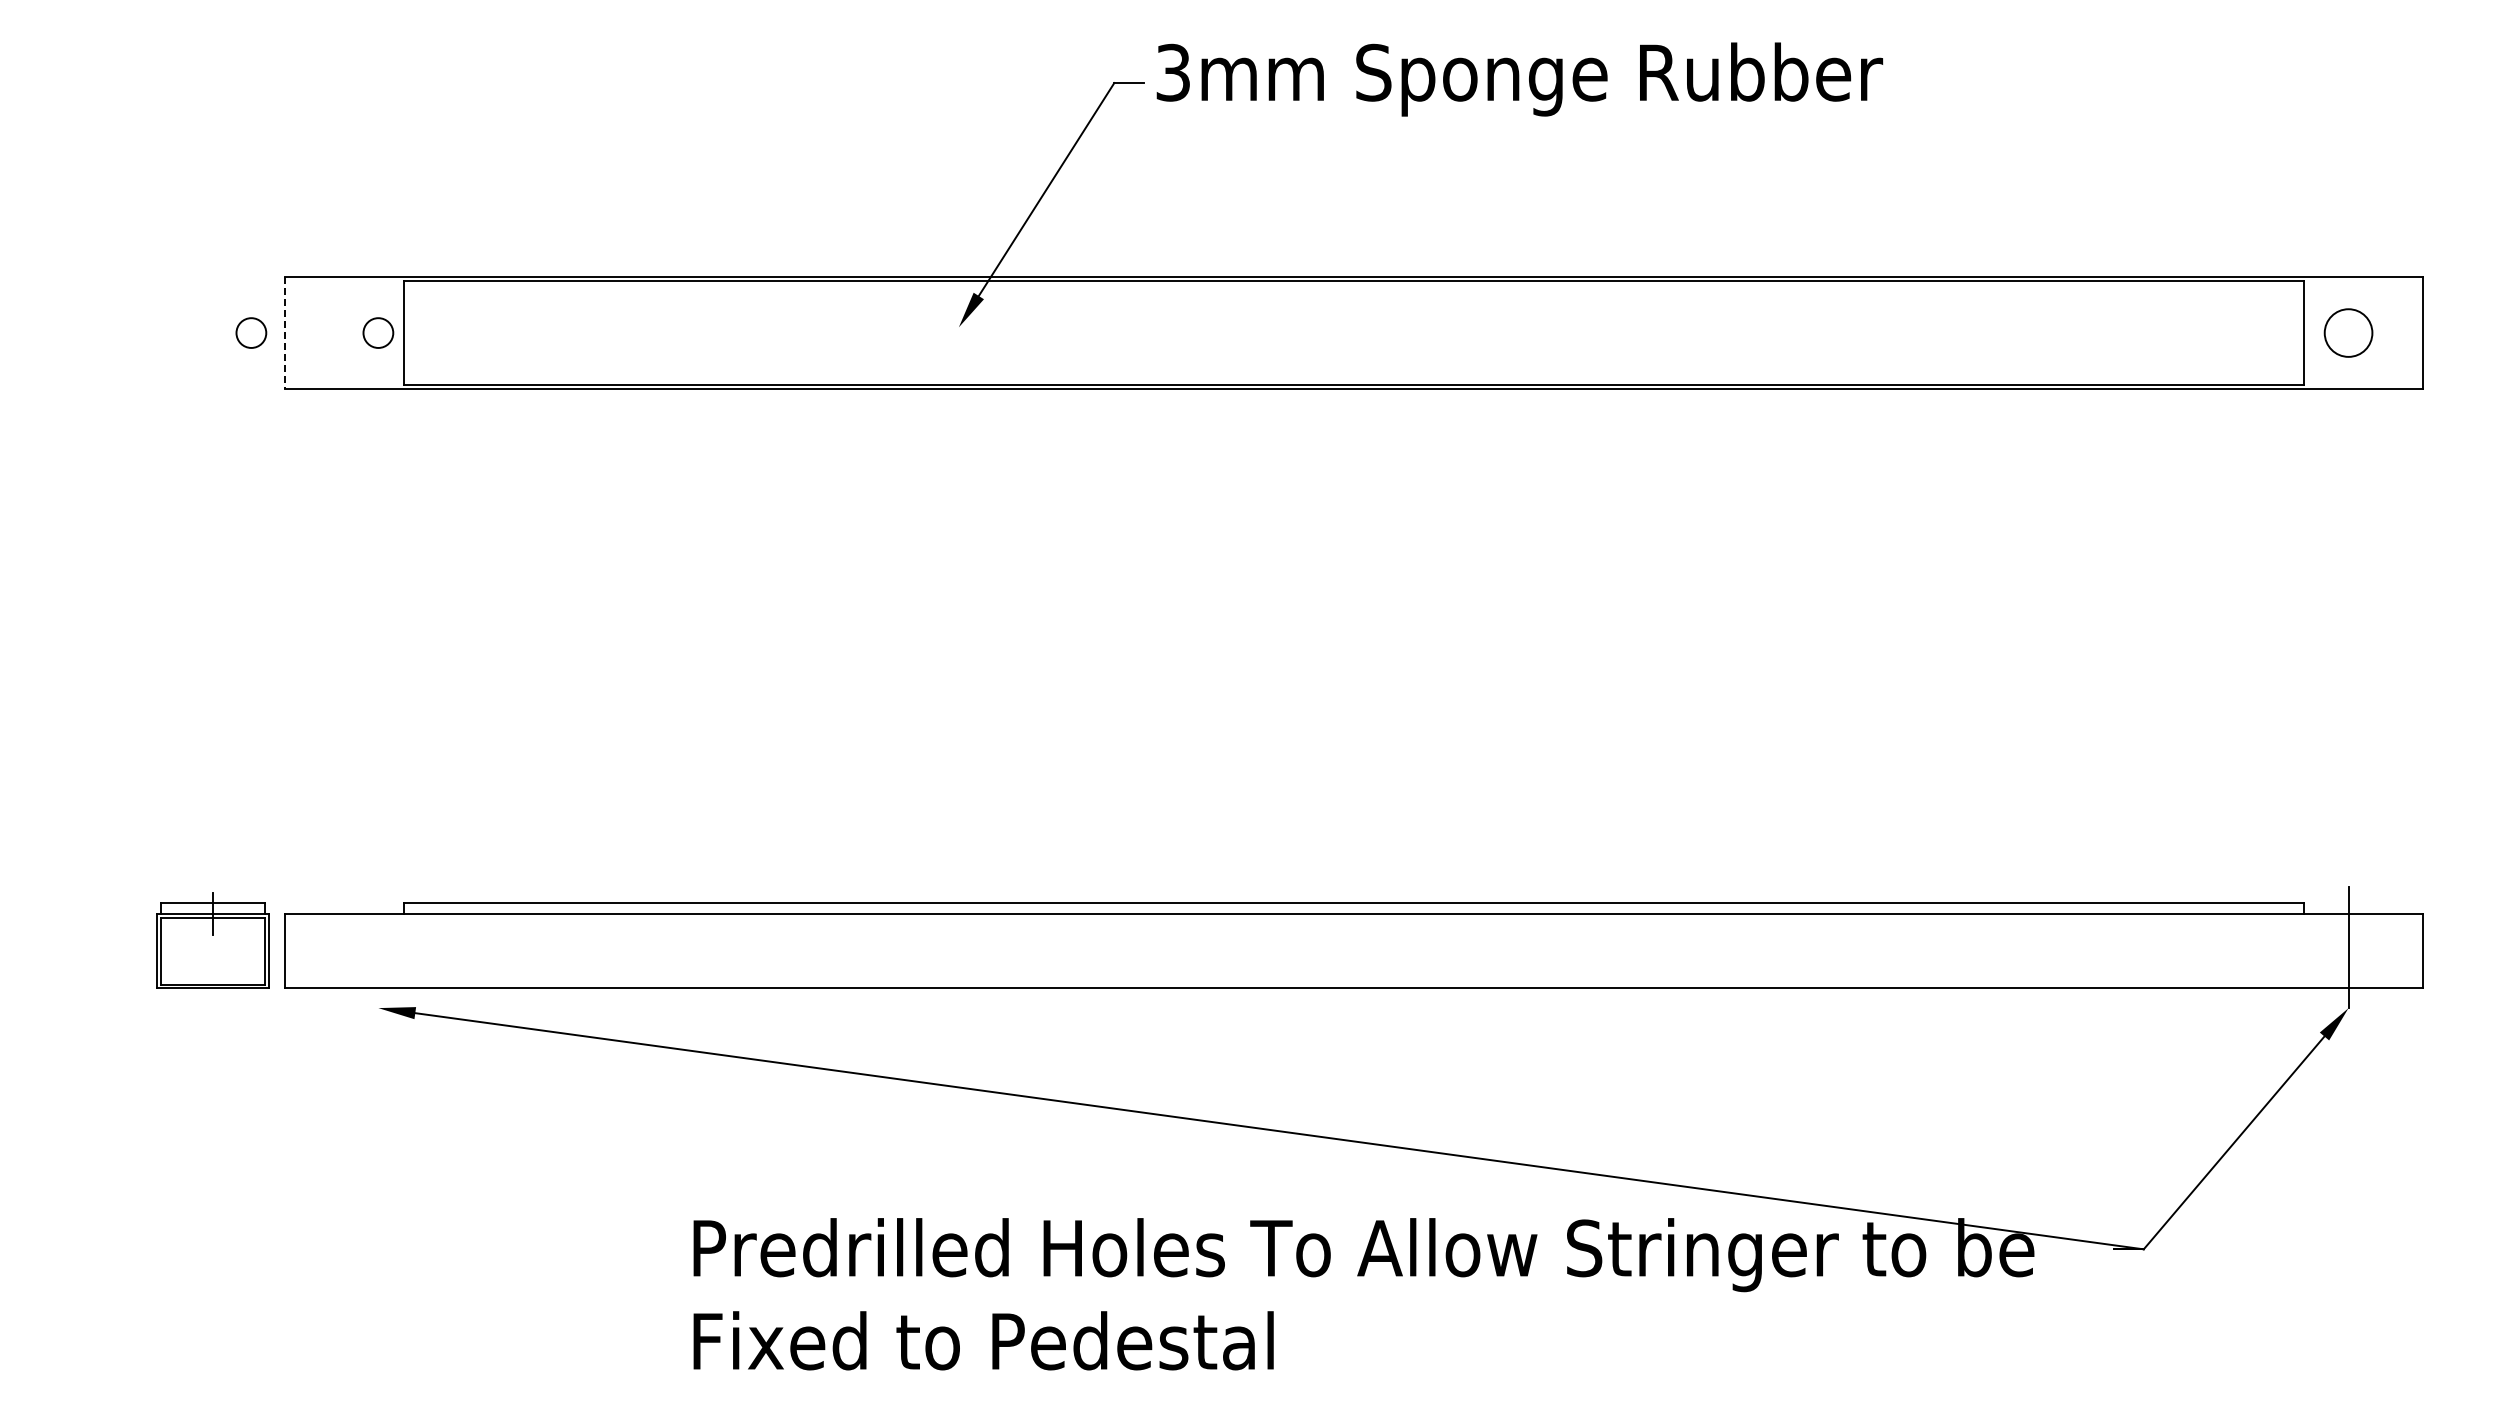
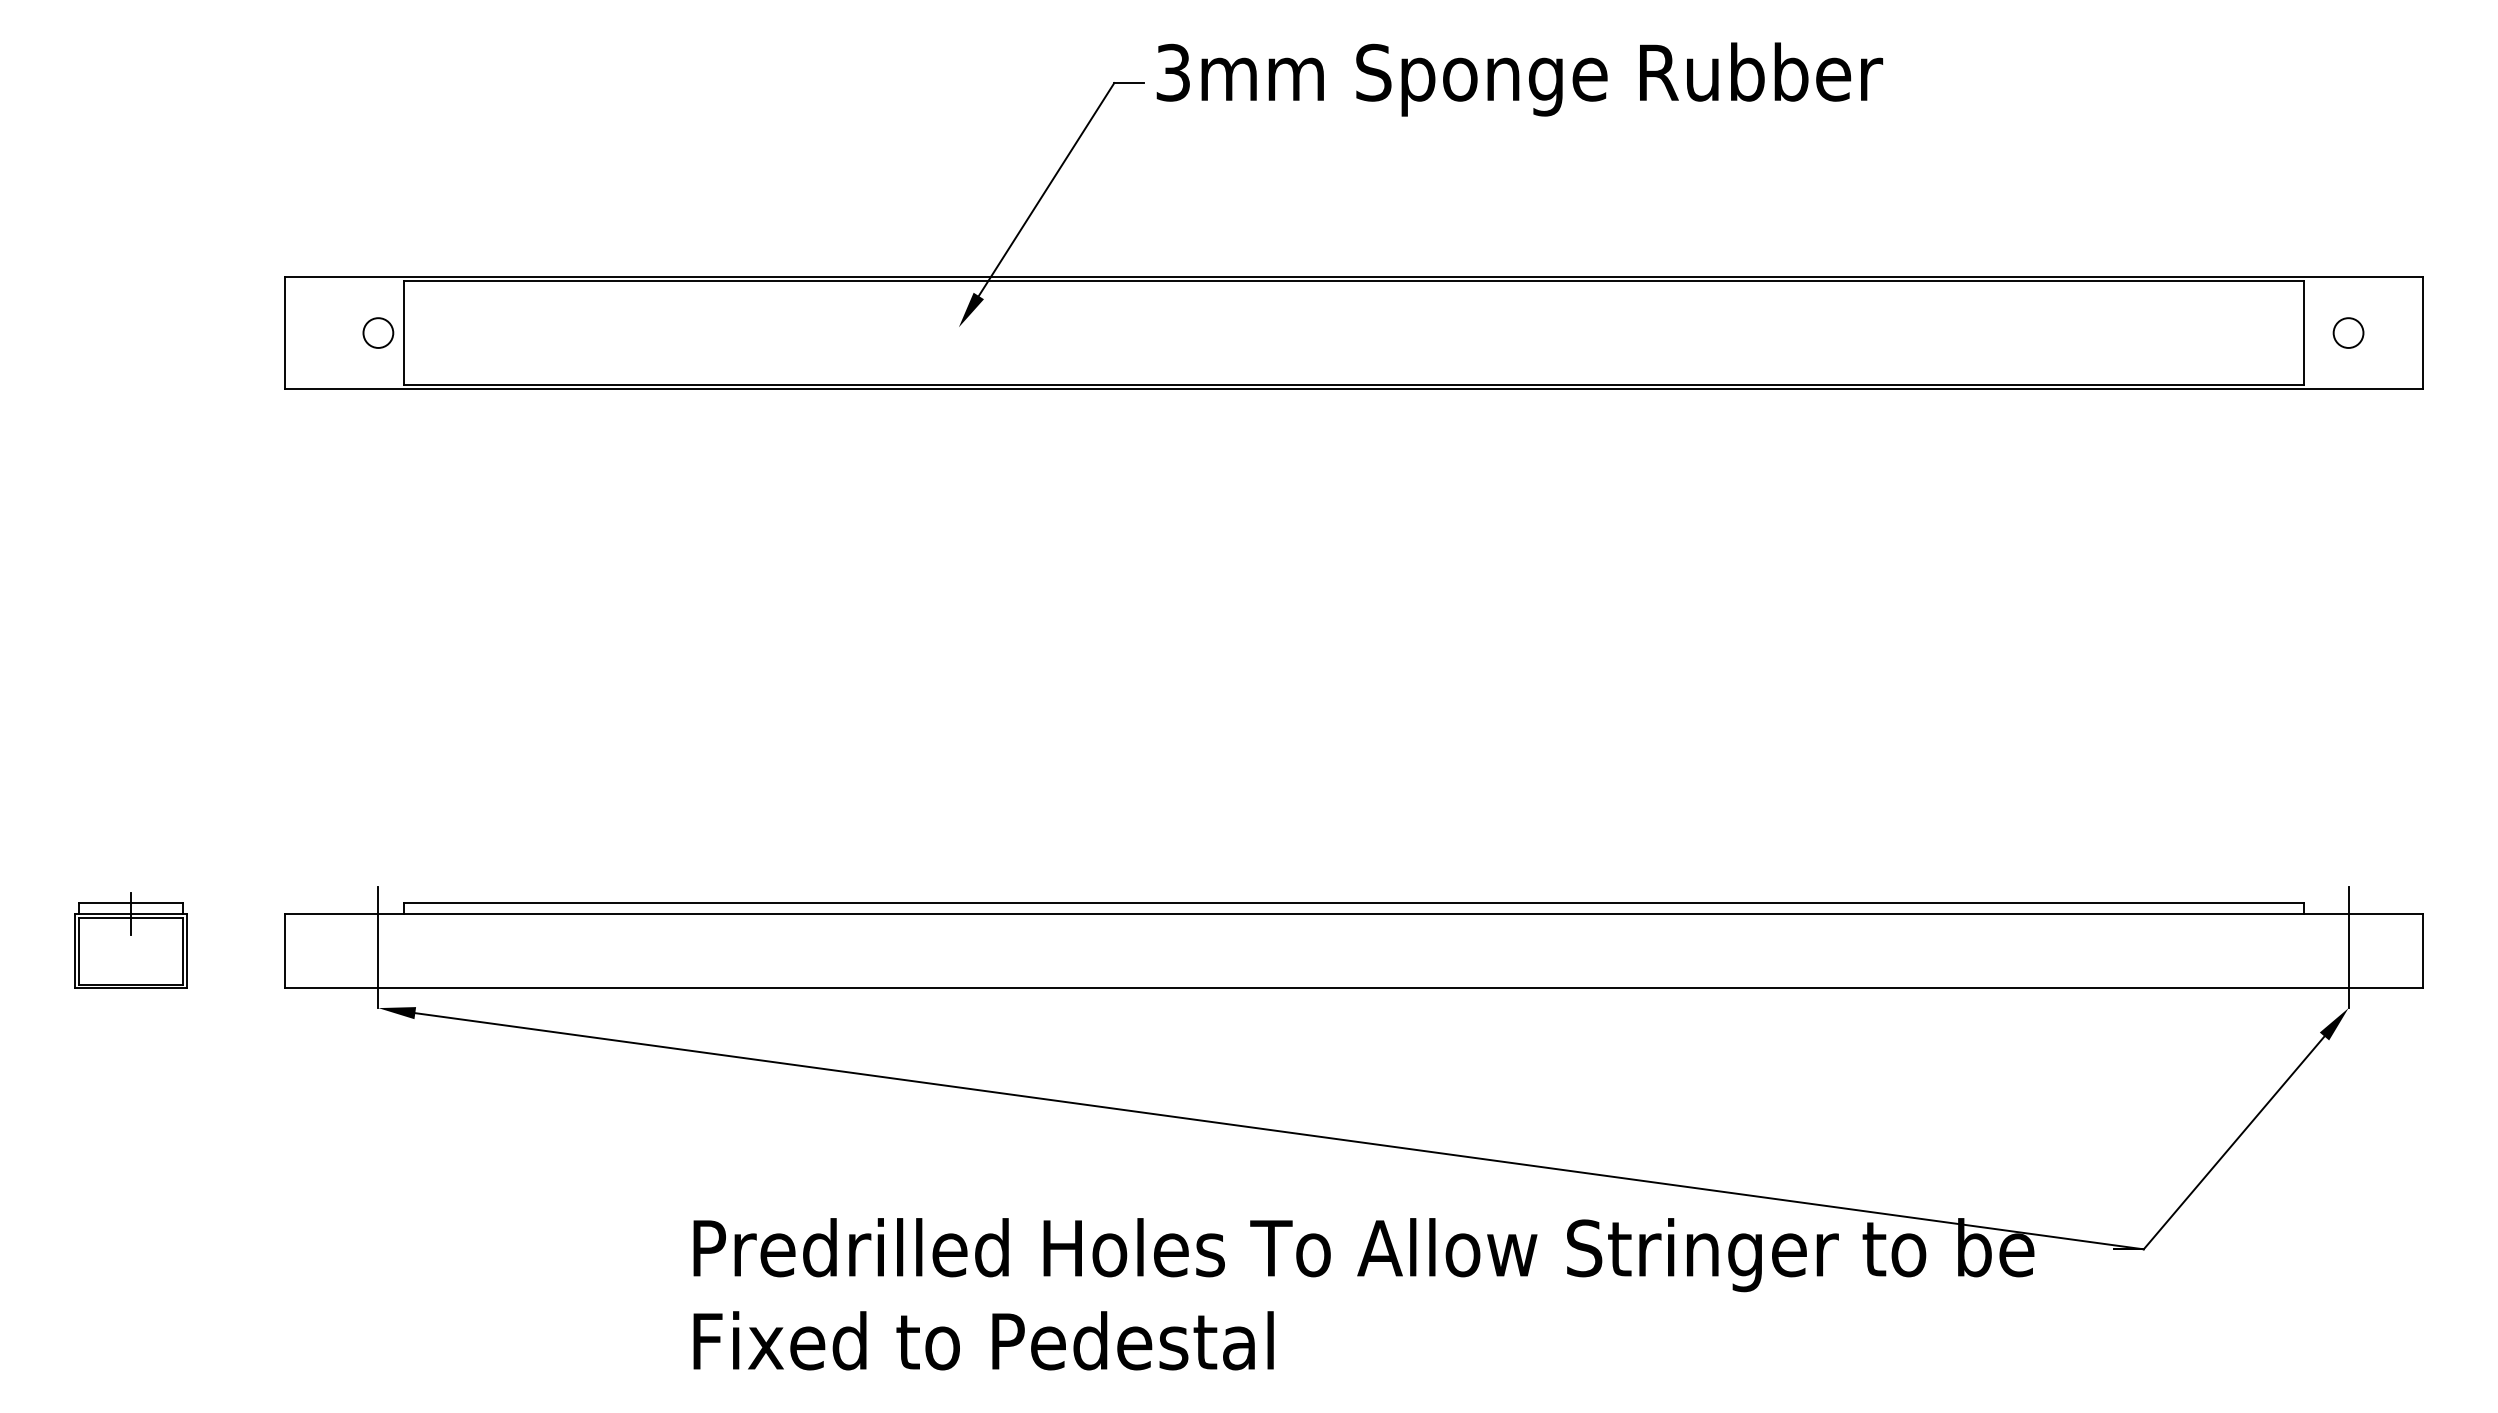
circle: present -> none (251, 332)
circle diameter: 48 px -> 30 px (2348, 332)
line: dashed -> solid (285, 333)
part position: (212, 940) -> (130, 940) (130, 940)
line: none -> present (378, 947)
